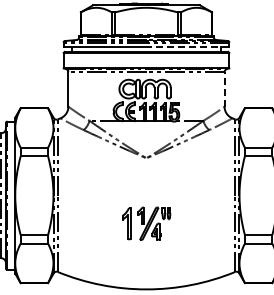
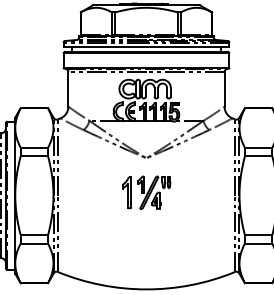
line: dashed -> solid (187, 47)
line: dashed -> solid (224, 88)
part position: (146, 223) -> (146, 192) (146, 192)
